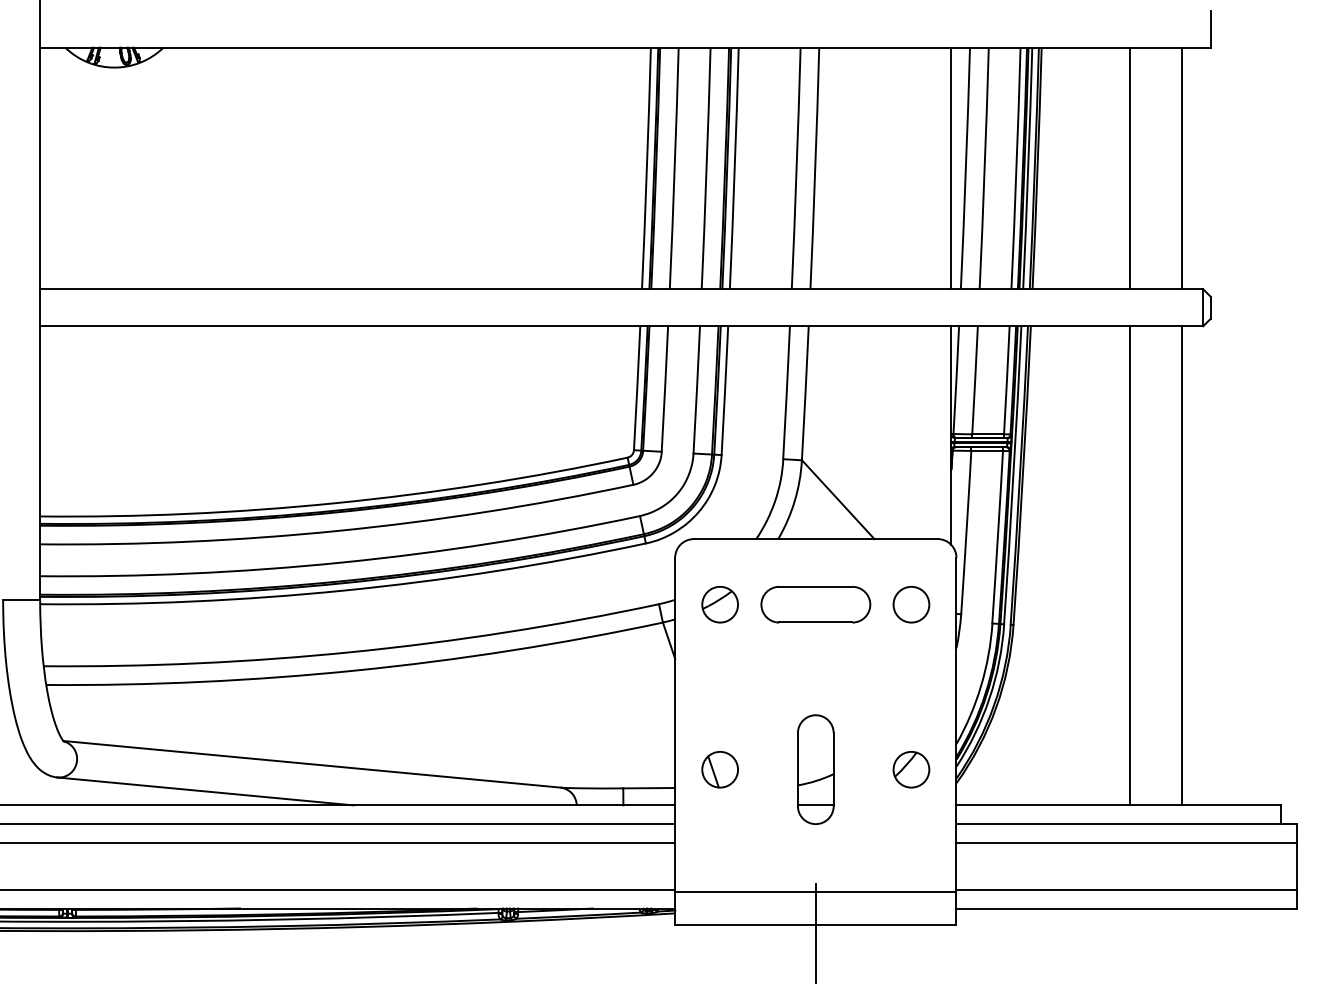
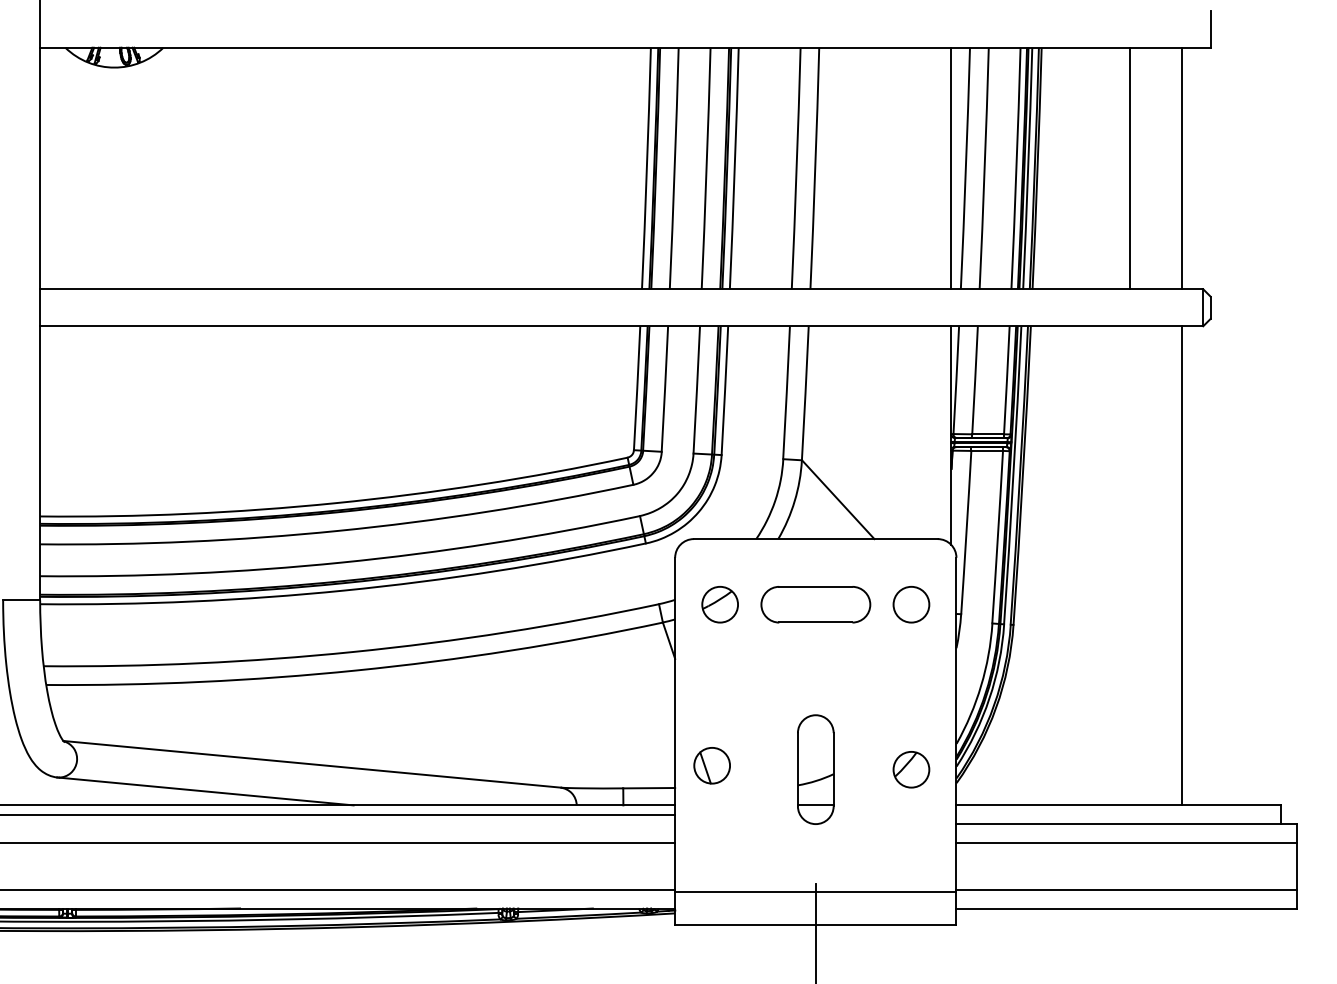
line: present -> none (1130, 565)
part position: (719, 769) -> (711, 765) (711, 765)
line position: (338, 824) -> (338, 815) (338, 815)
